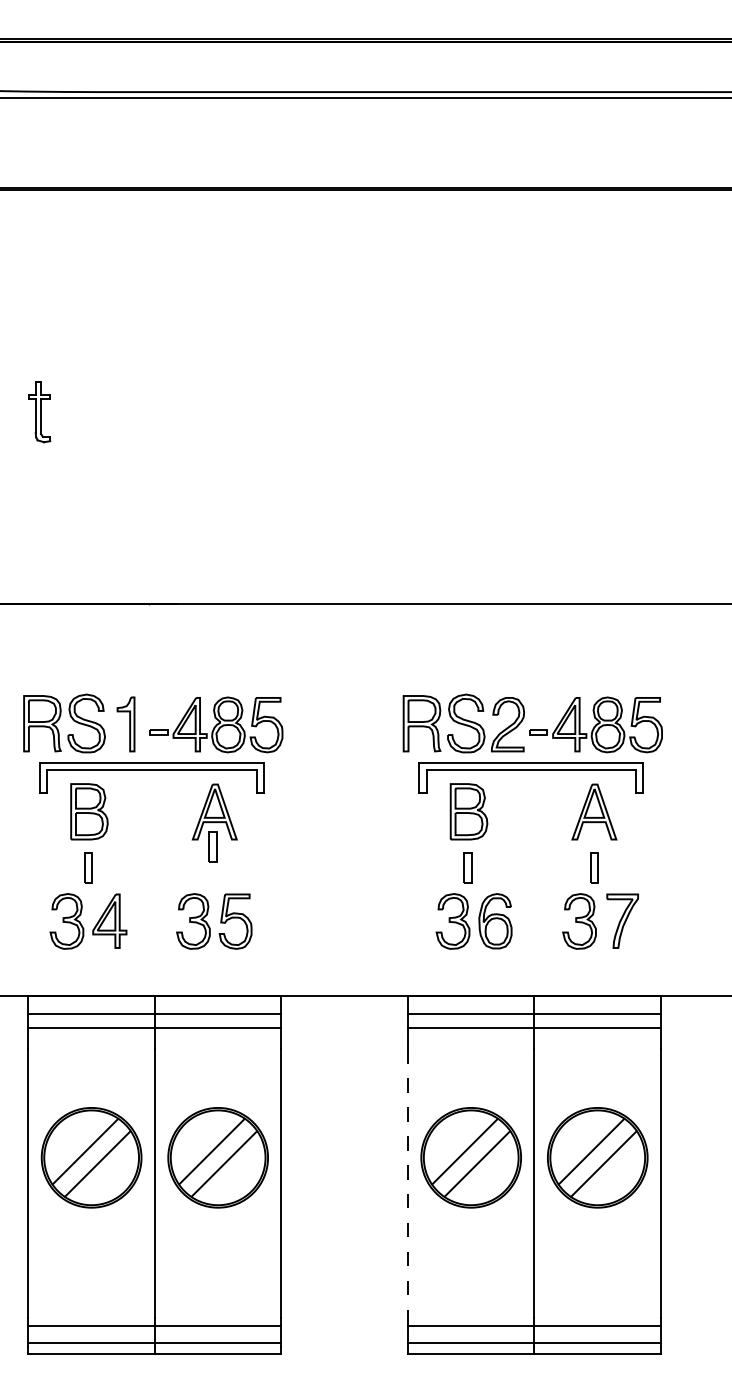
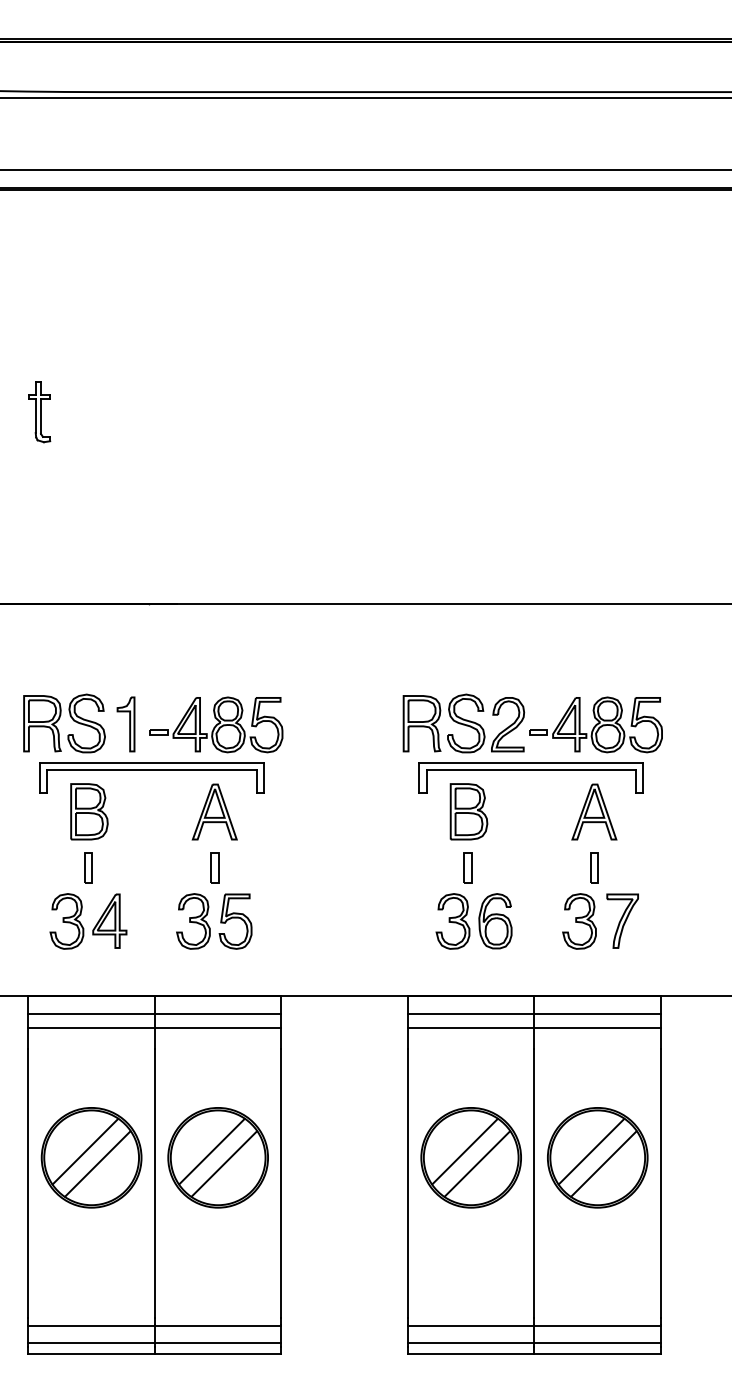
line: none -> present (365, 170)
part position: (212, 846) -> (214, 867) (214, 867)
line: dashed -> solid (407, 1184)
